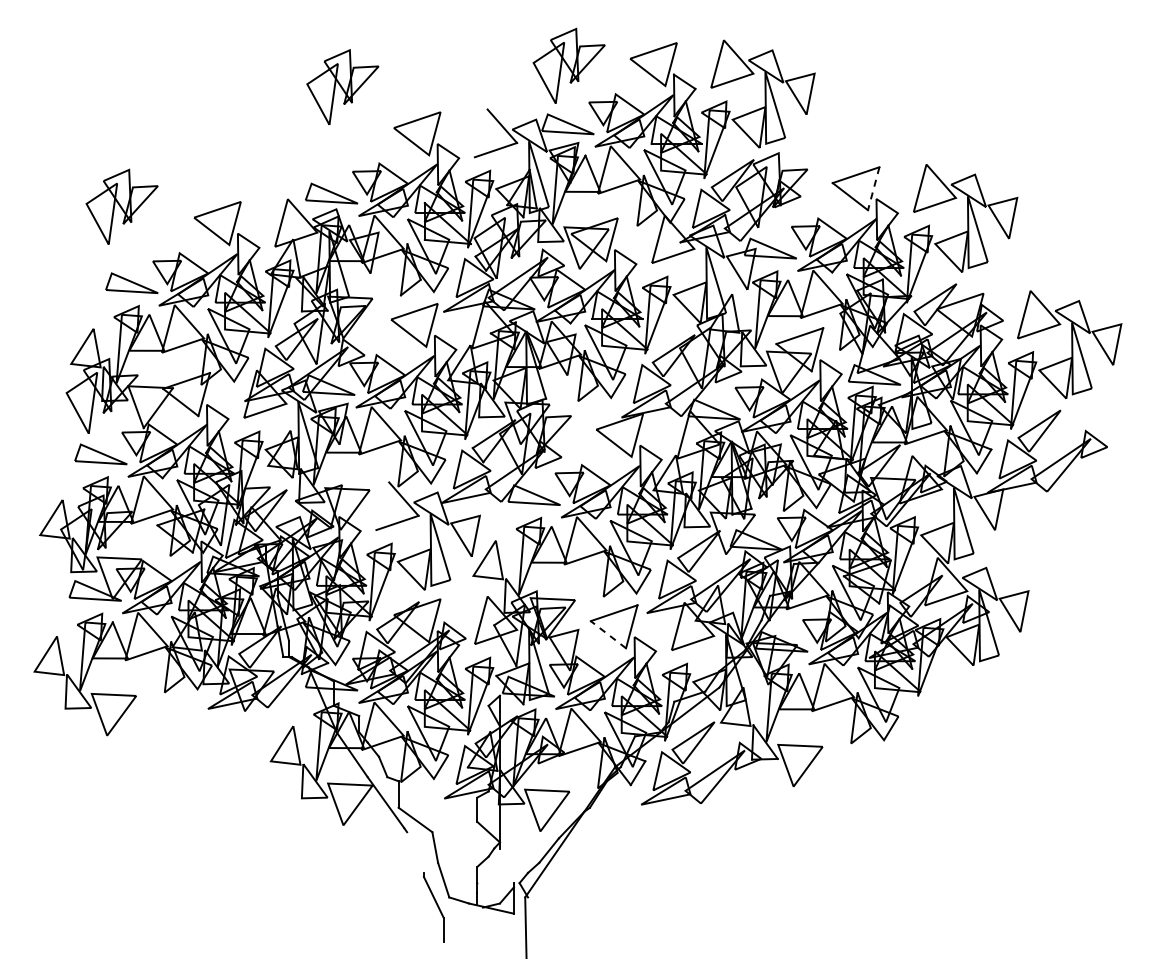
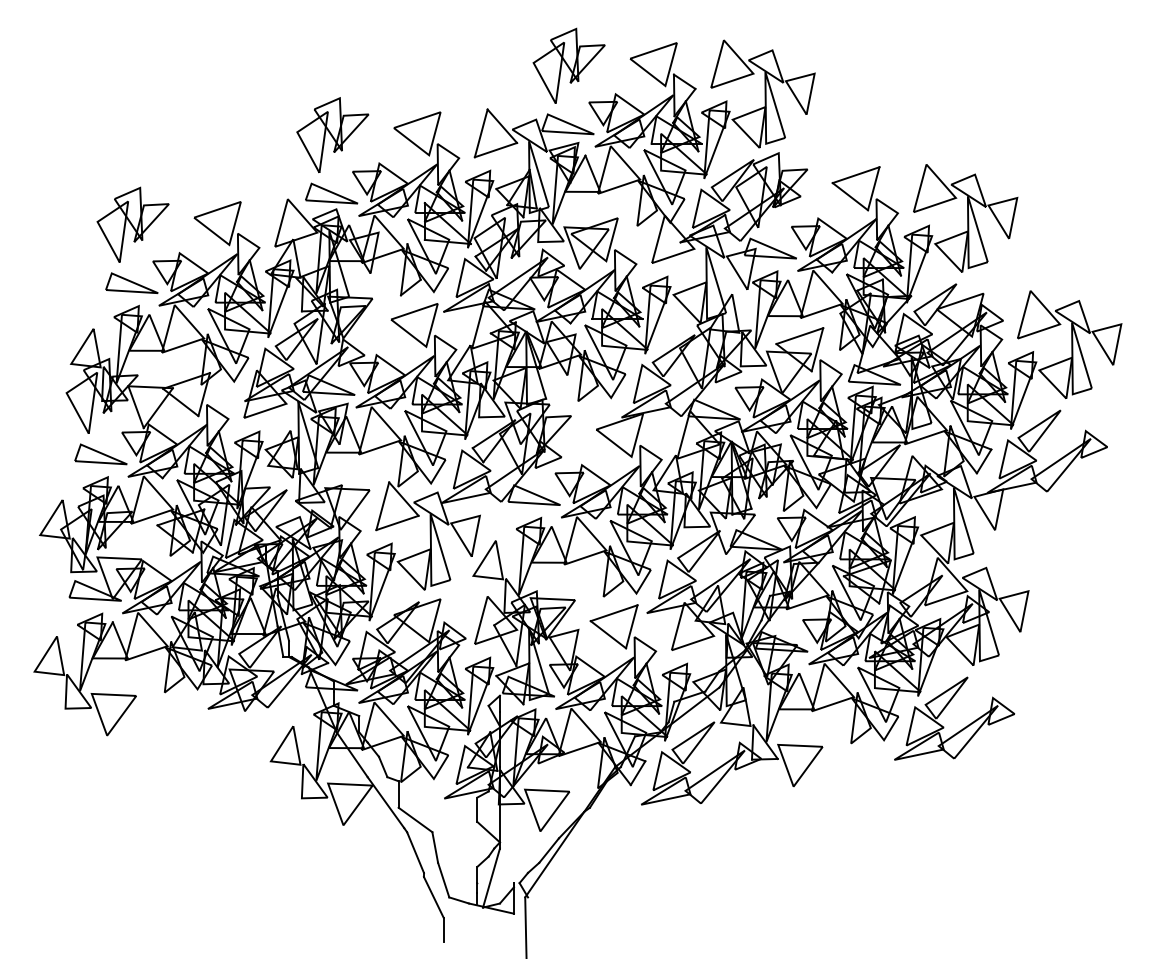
part position: (342, 87) -> (332, 135) (332, 135)
line: none -> present (480, 133)
line: dashed -> solid (873, 189)
part position: (121, 206) -> (132, 224) (132, 224)
line: none -> present (382, 506)
line: dashed -> solid (608, 634)
part: none -> present (962, 728)
line: none -> present (415, 852)
line: none -> present (491, 877)
